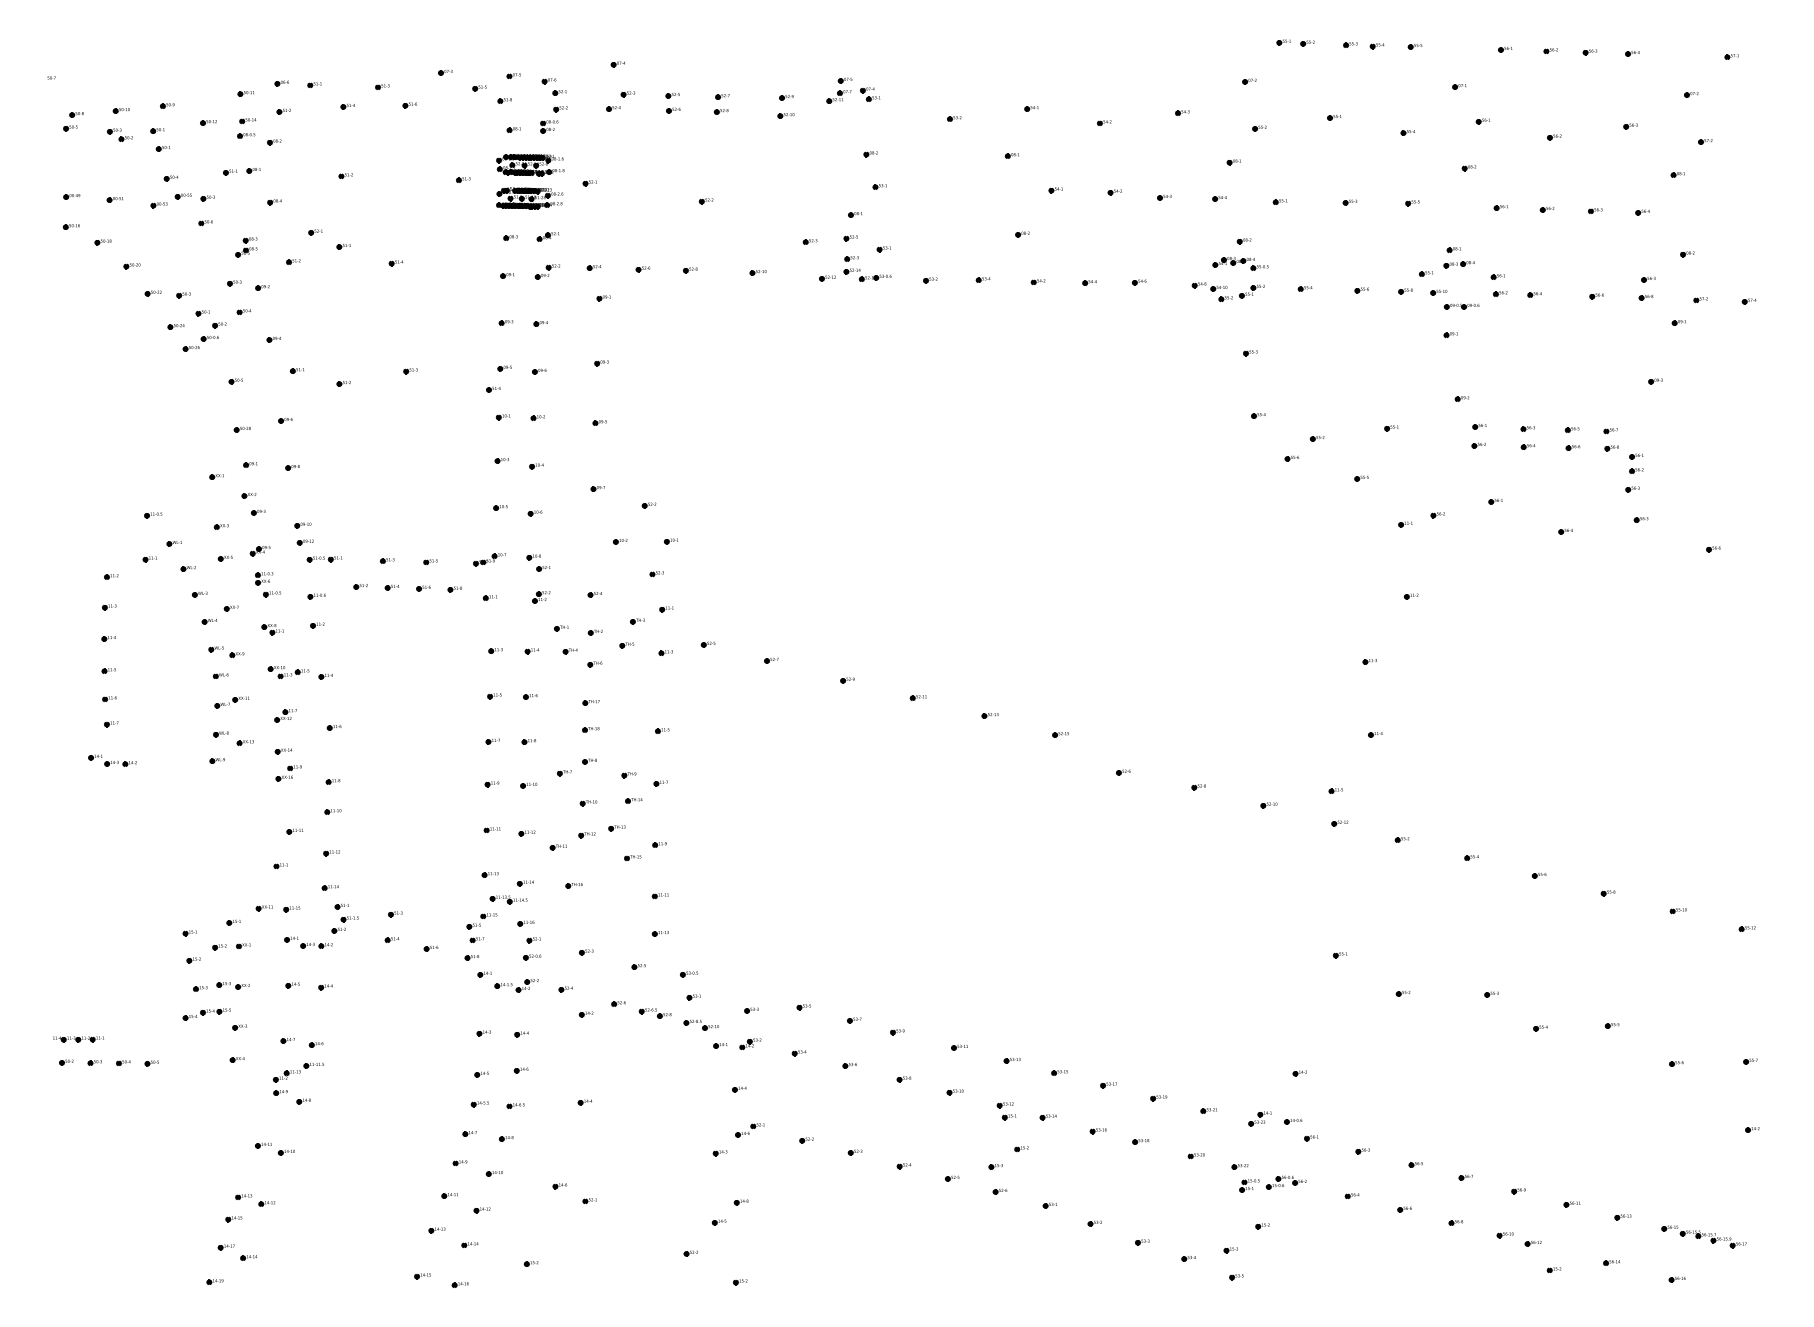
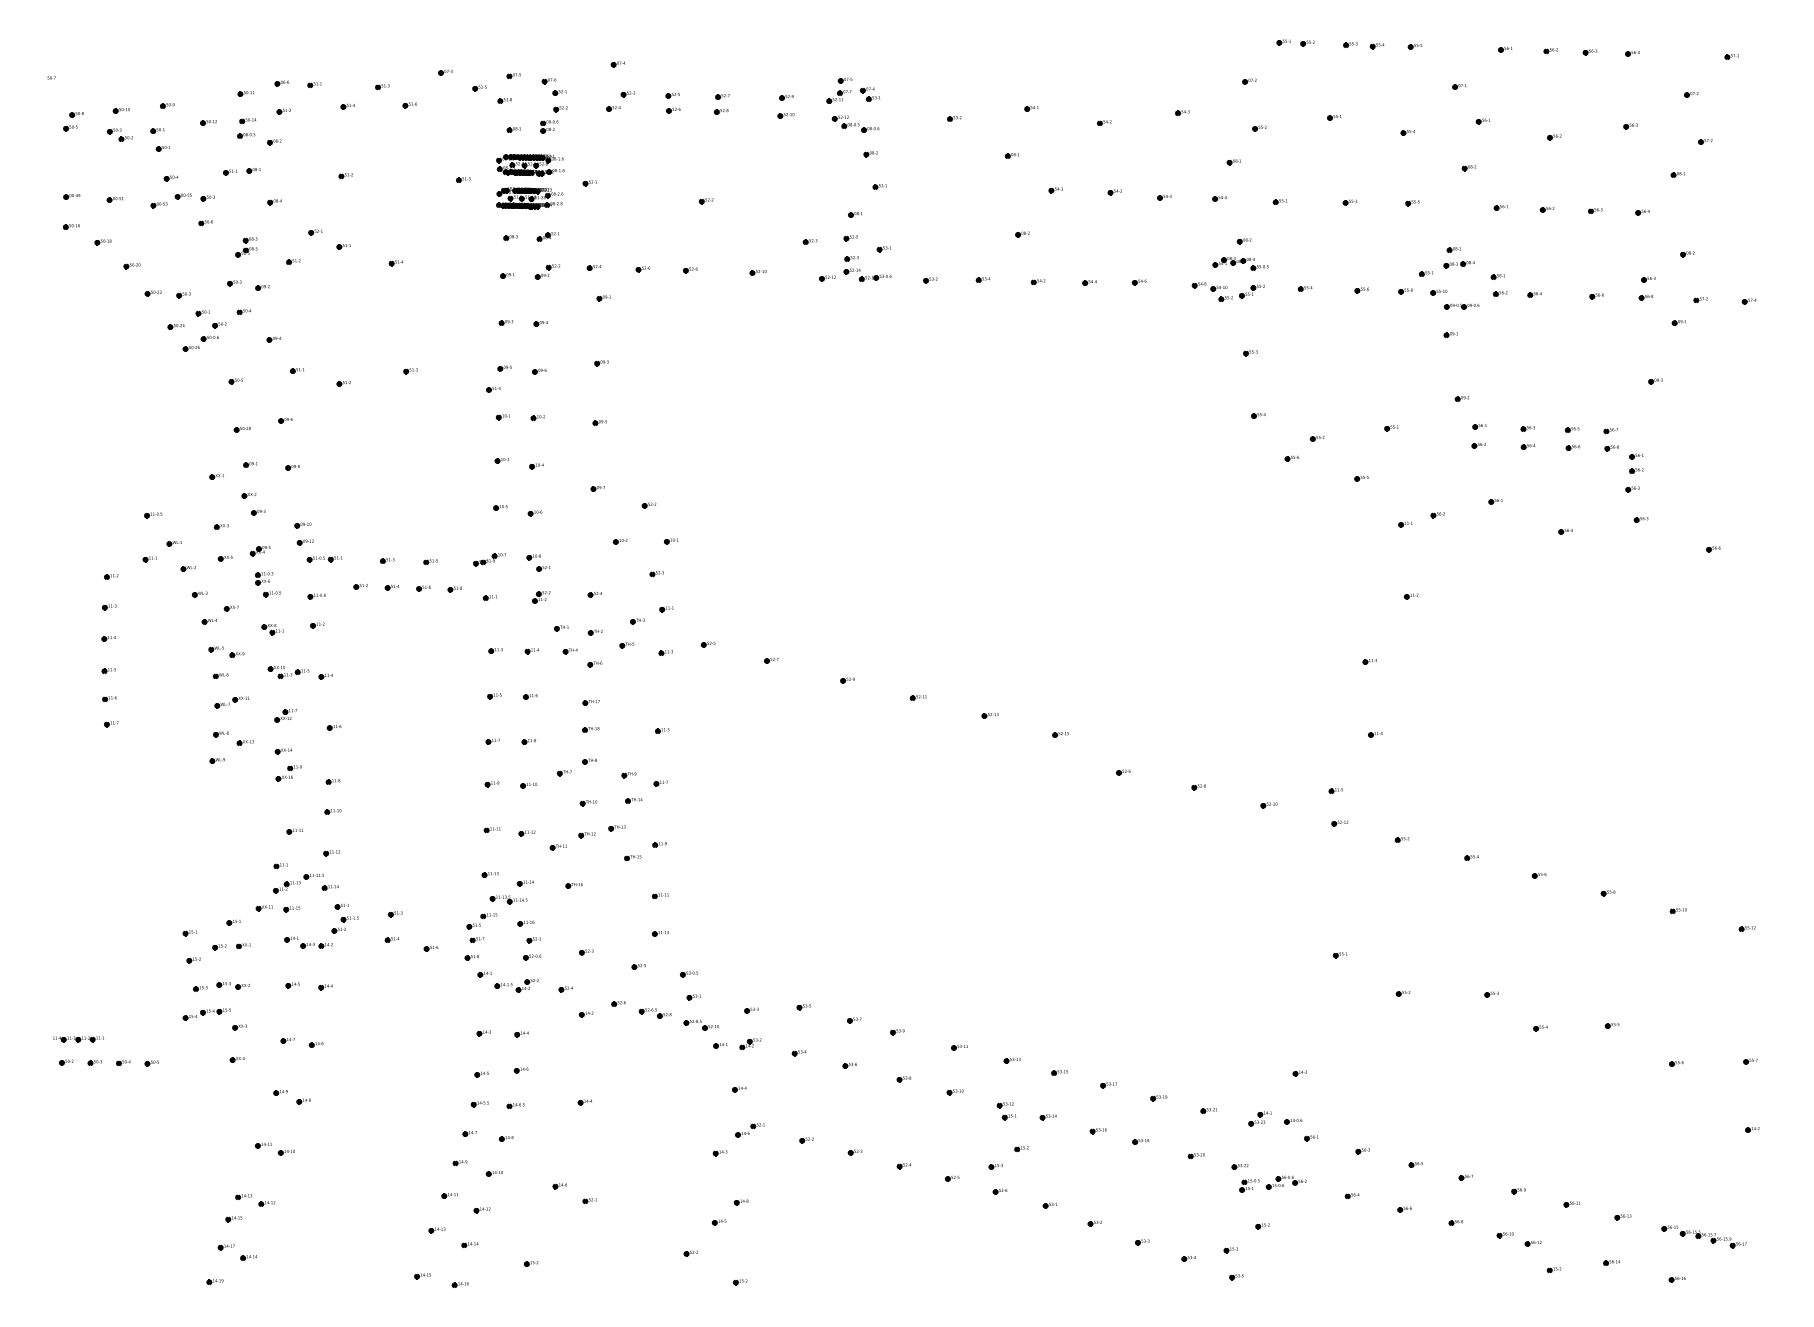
part: none -> present (855, 123)
part: present -> none (112, 760)
part position: (297, 1072) -> (297, 883) (297, 883)
